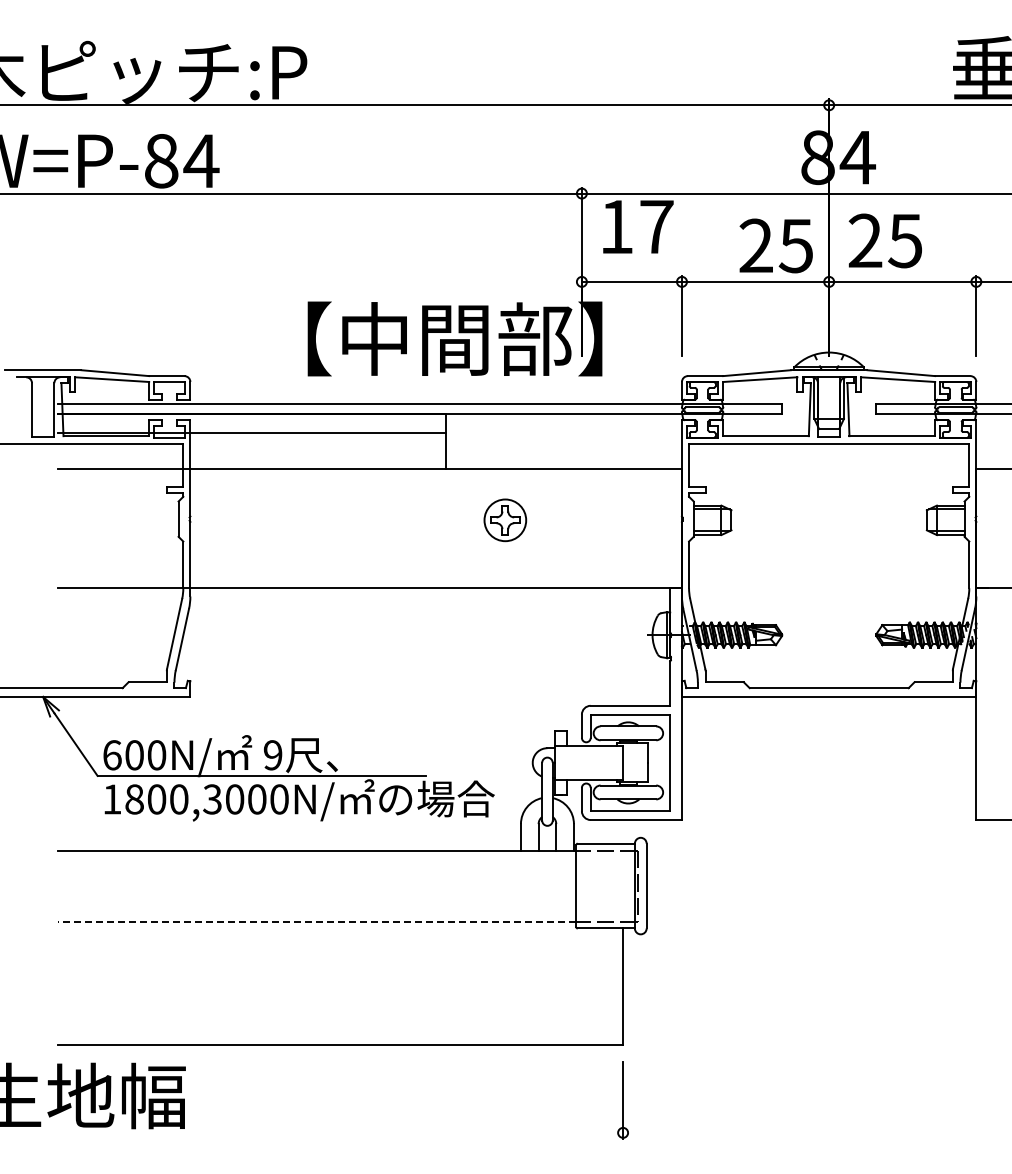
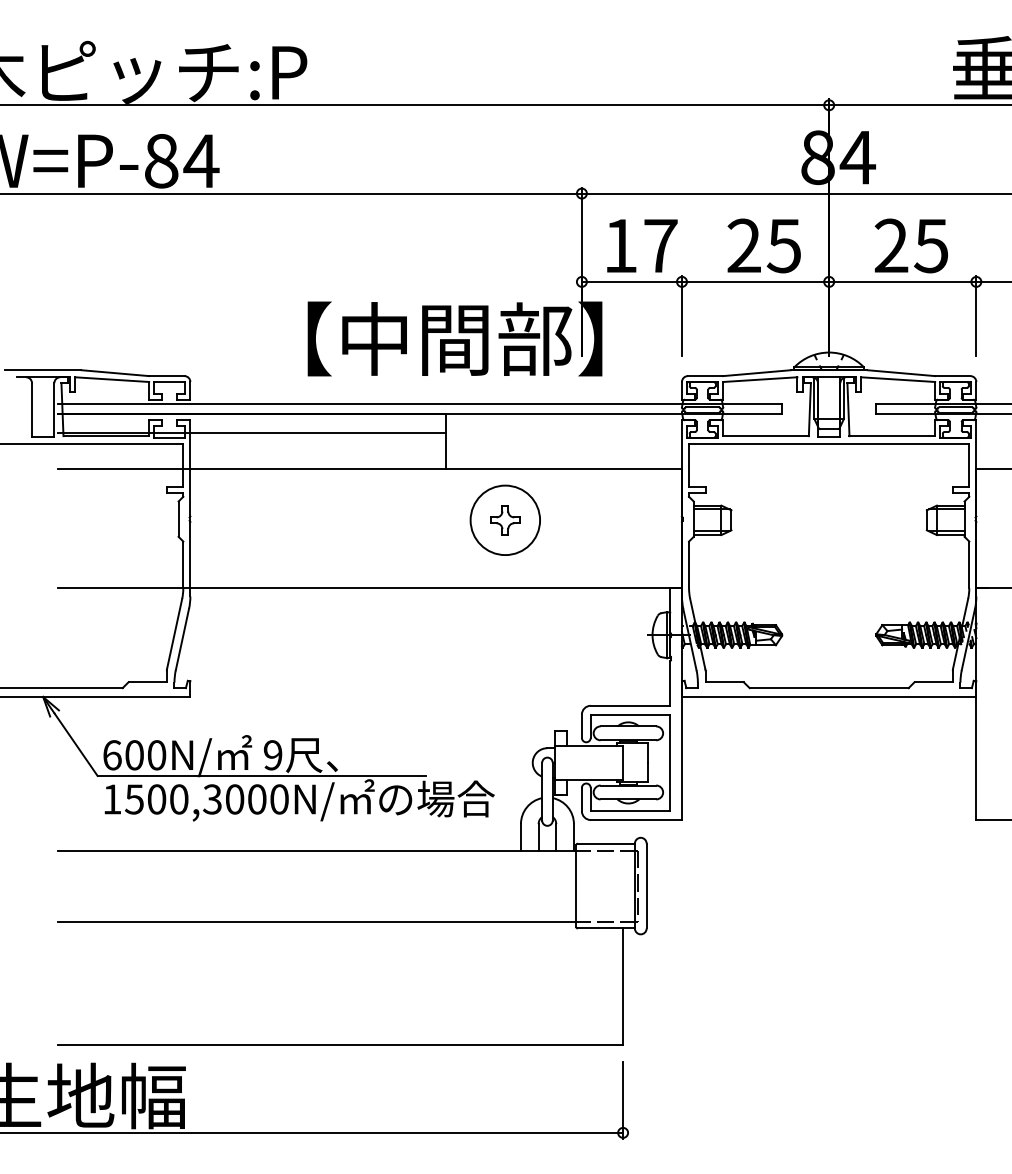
text position: (638, 226) -> (642, 245) (642, 245)
text position: (884, 240) -> (910, 245) (910, 245)
text position: (775, 245) -> (763, 245) (763, 245)
circle diameter: 42 px -> 69 px (505, 520)
text: 1800,3000N/ -> 1500,3000N/ (133, 799)
line: dashed -> solid (316, 921)
line: none -> present (312, 1132)
